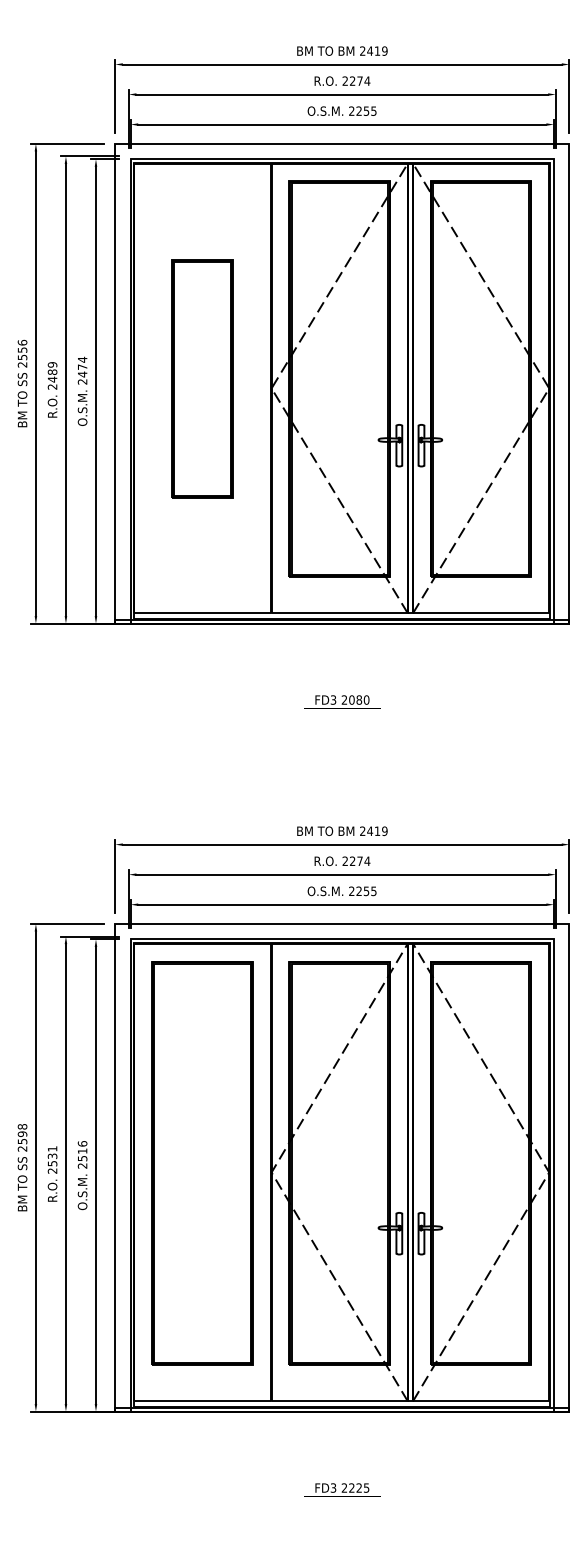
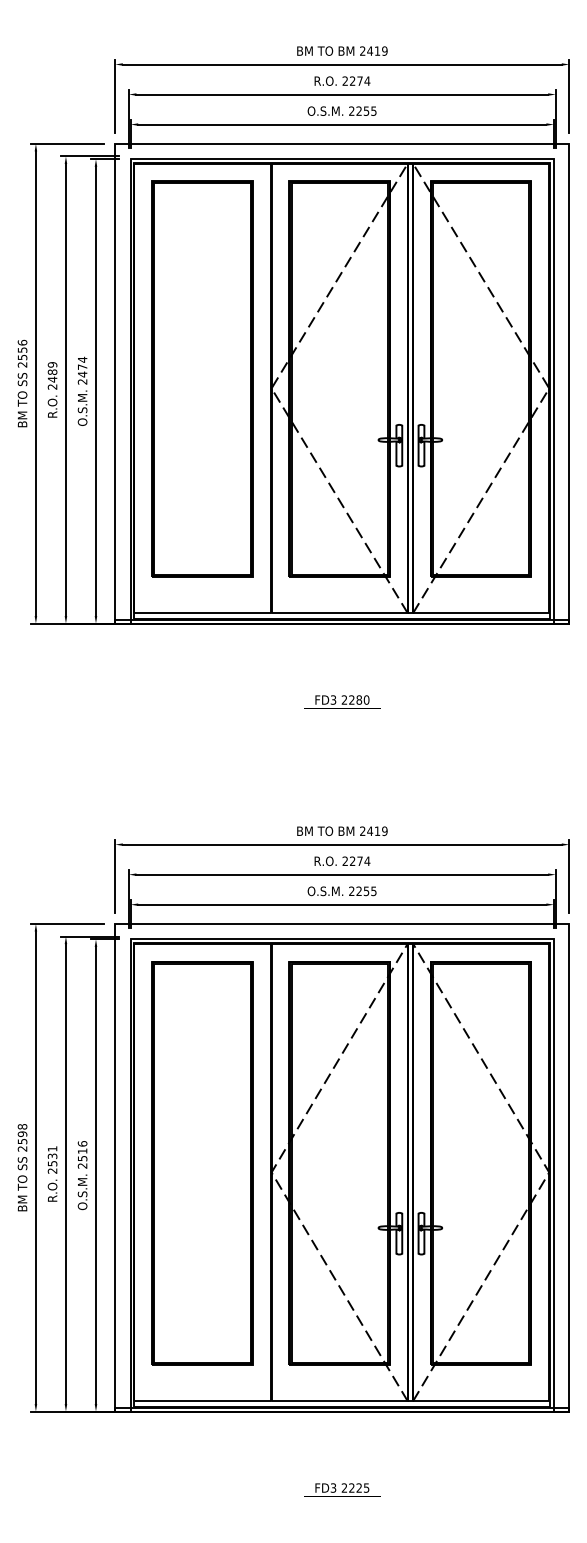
part size: 63x240 px -> 103x398 px (202, 378)
text: 2080 -> 2280 (351, 699)
